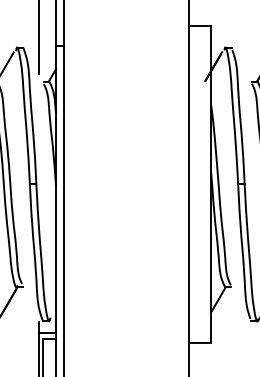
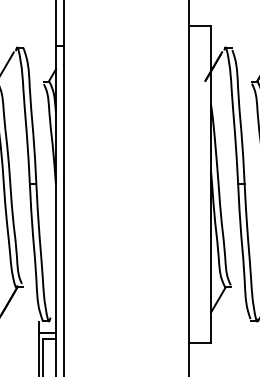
line: present -> none (39, 38)
